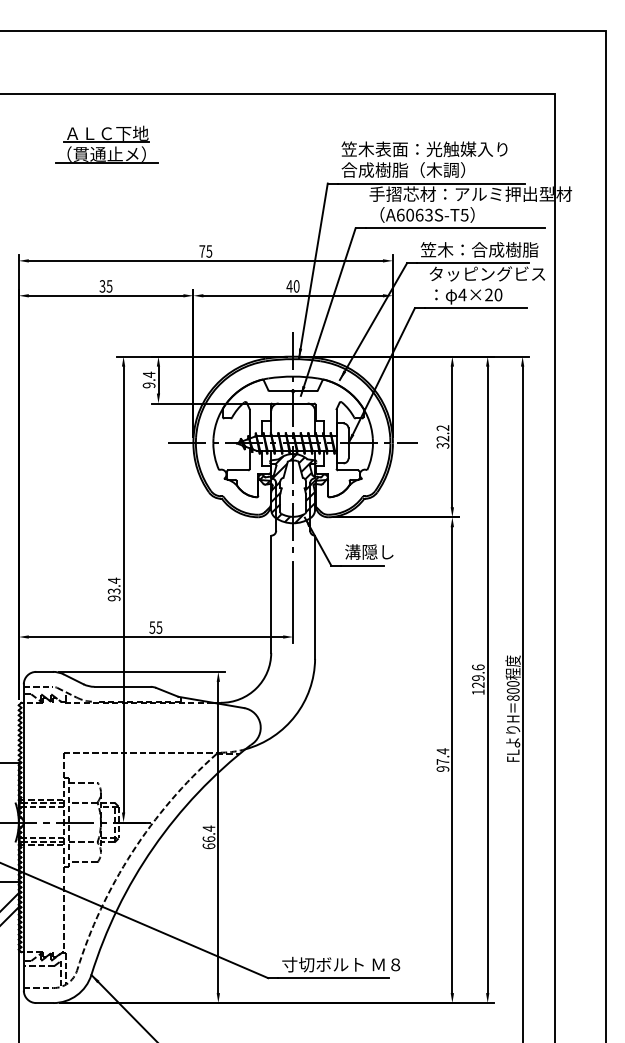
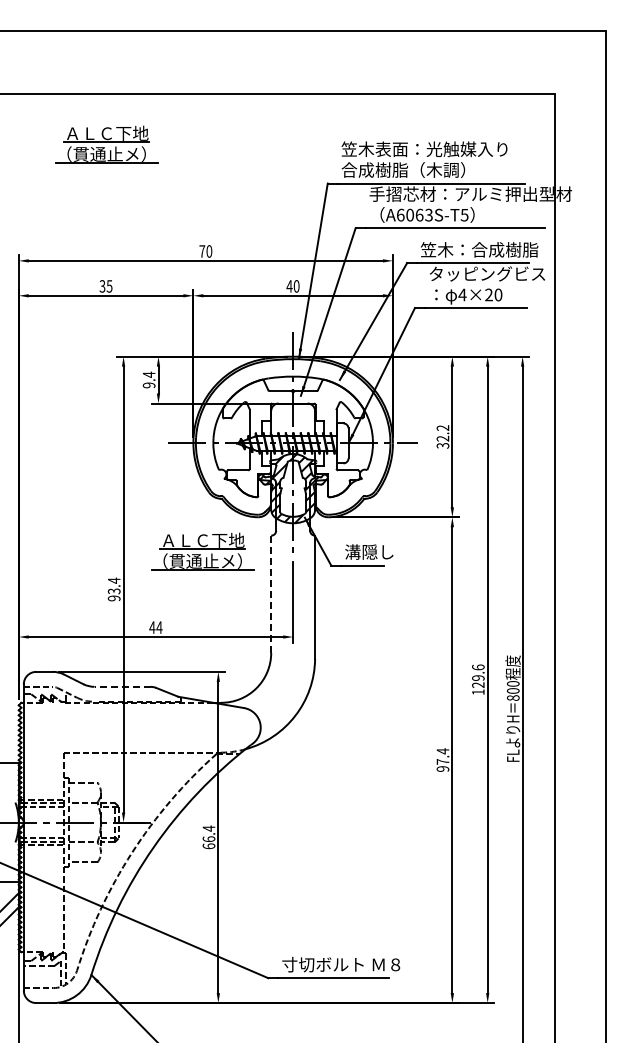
text: 75 -> 70 (209, 251)
part: none -> present (202, 551)
line: solid -> dashed (271, 594)
text: 55 -> 44 (155, 627)
line: solid -> dashed (122, 686)
